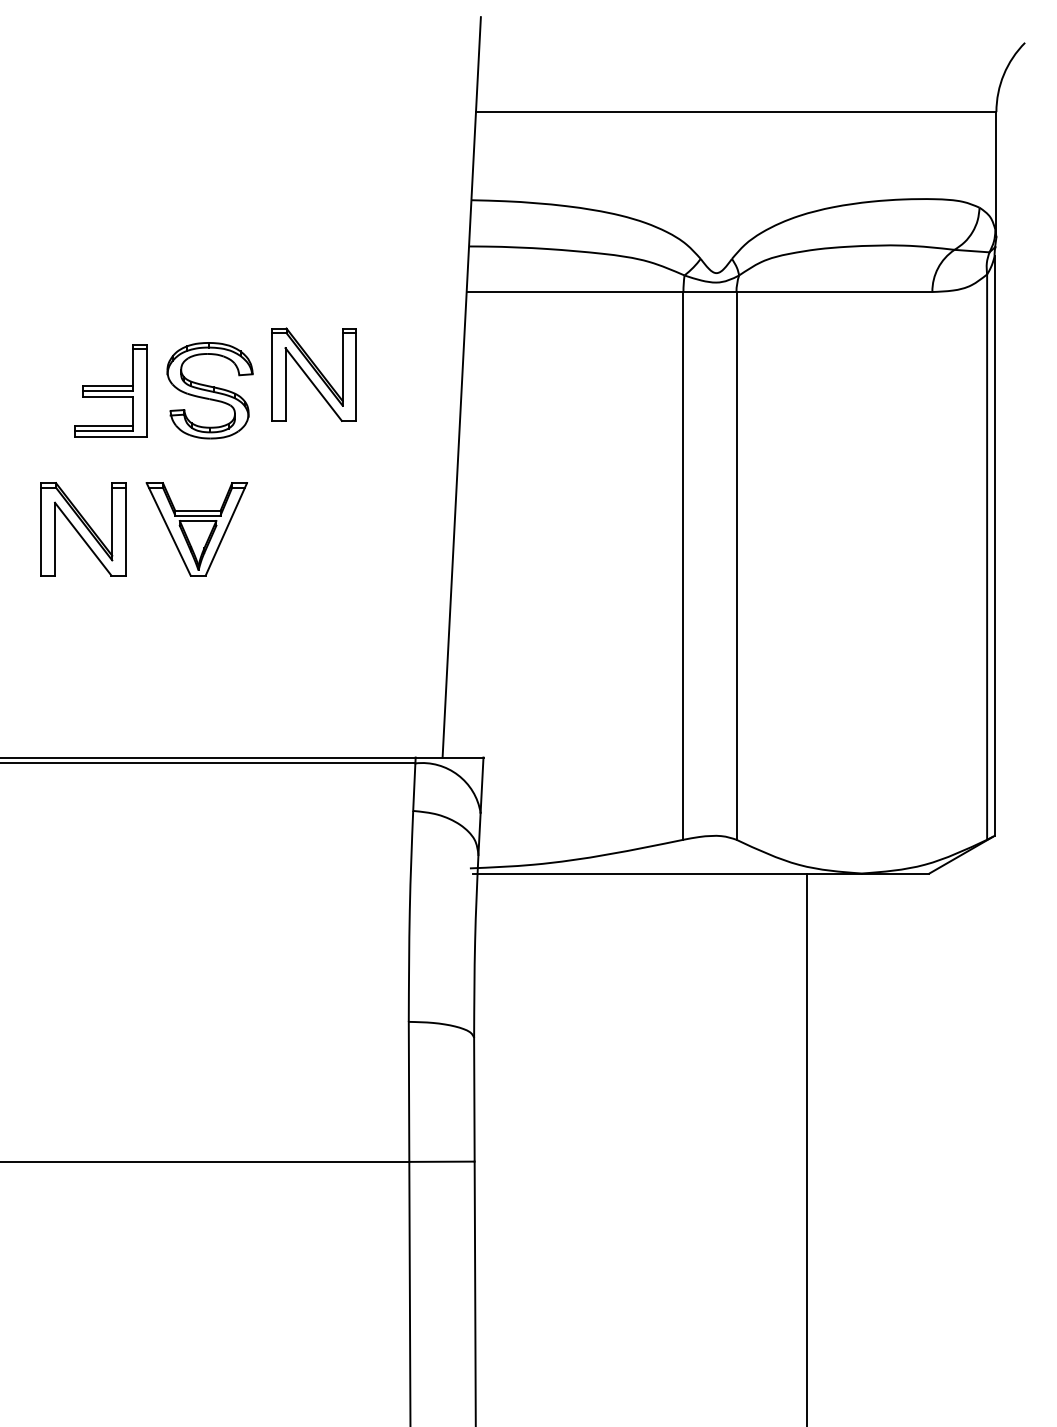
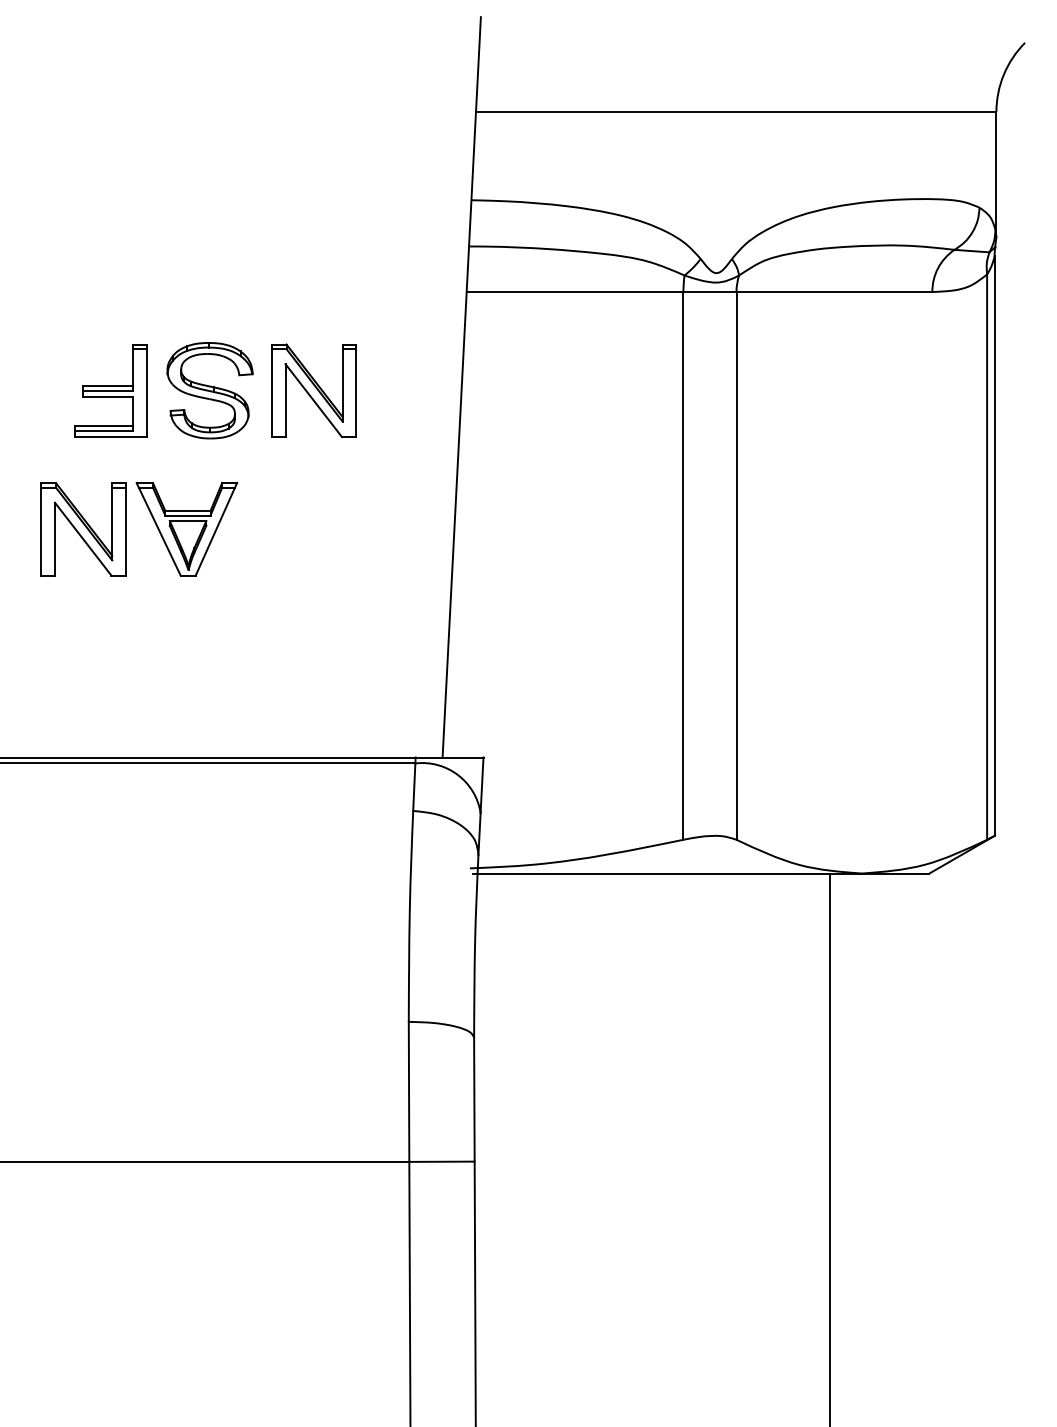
part position: (313, 374) -> (313, 390) (313, 390)
part position: (196, 529) -> (186, 529) (186, 529)
line position: (806, 1148) -> (829, 1148) (829, 1148)
